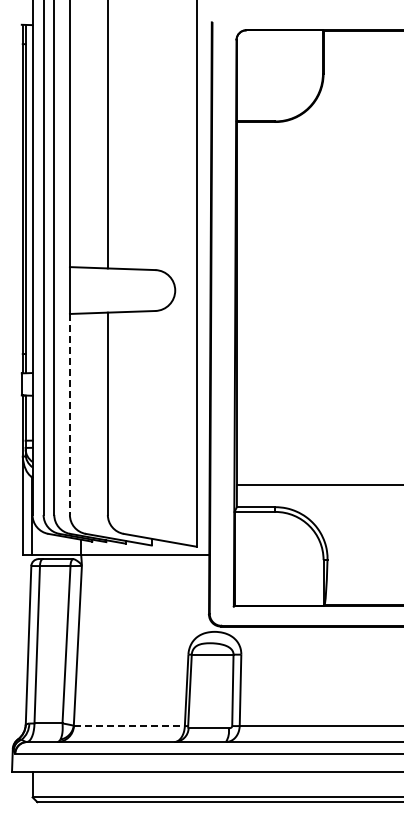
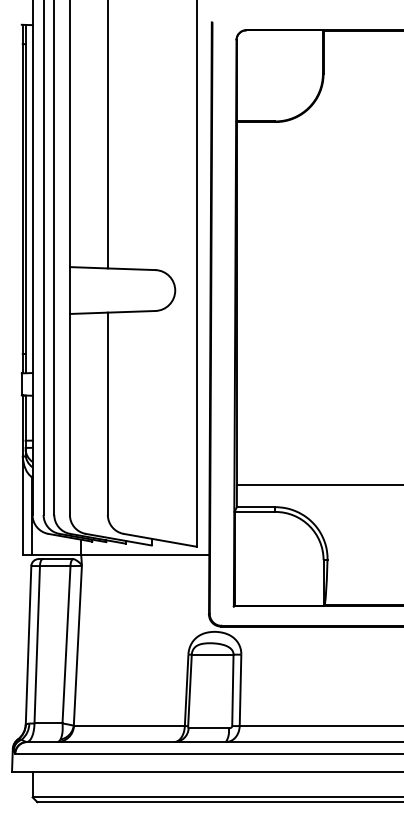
line: dashed -> solid (69, 414)
line: dashed -> solid (129, 726)
